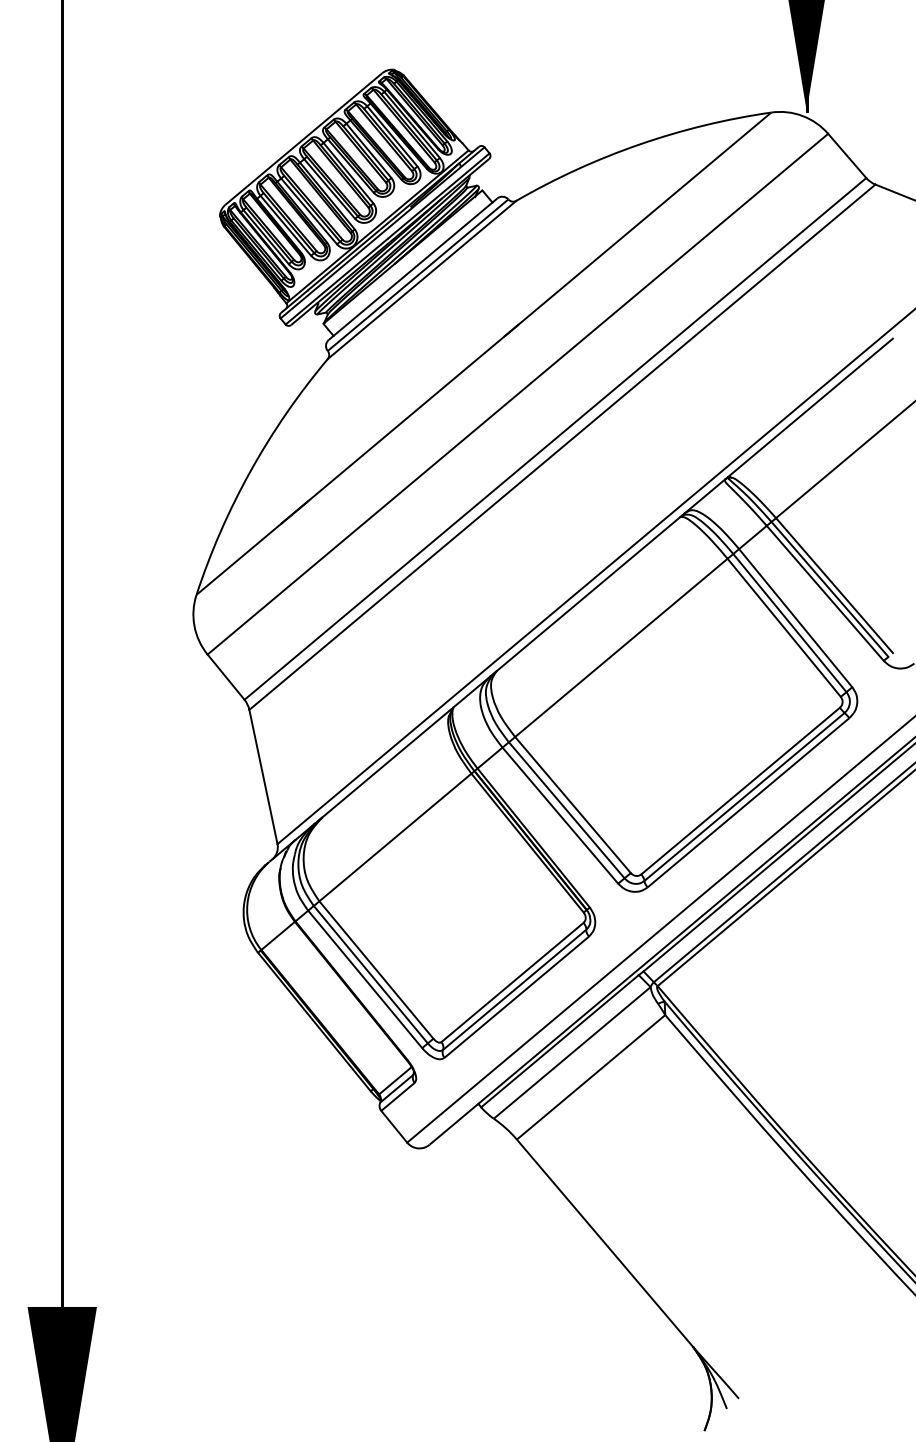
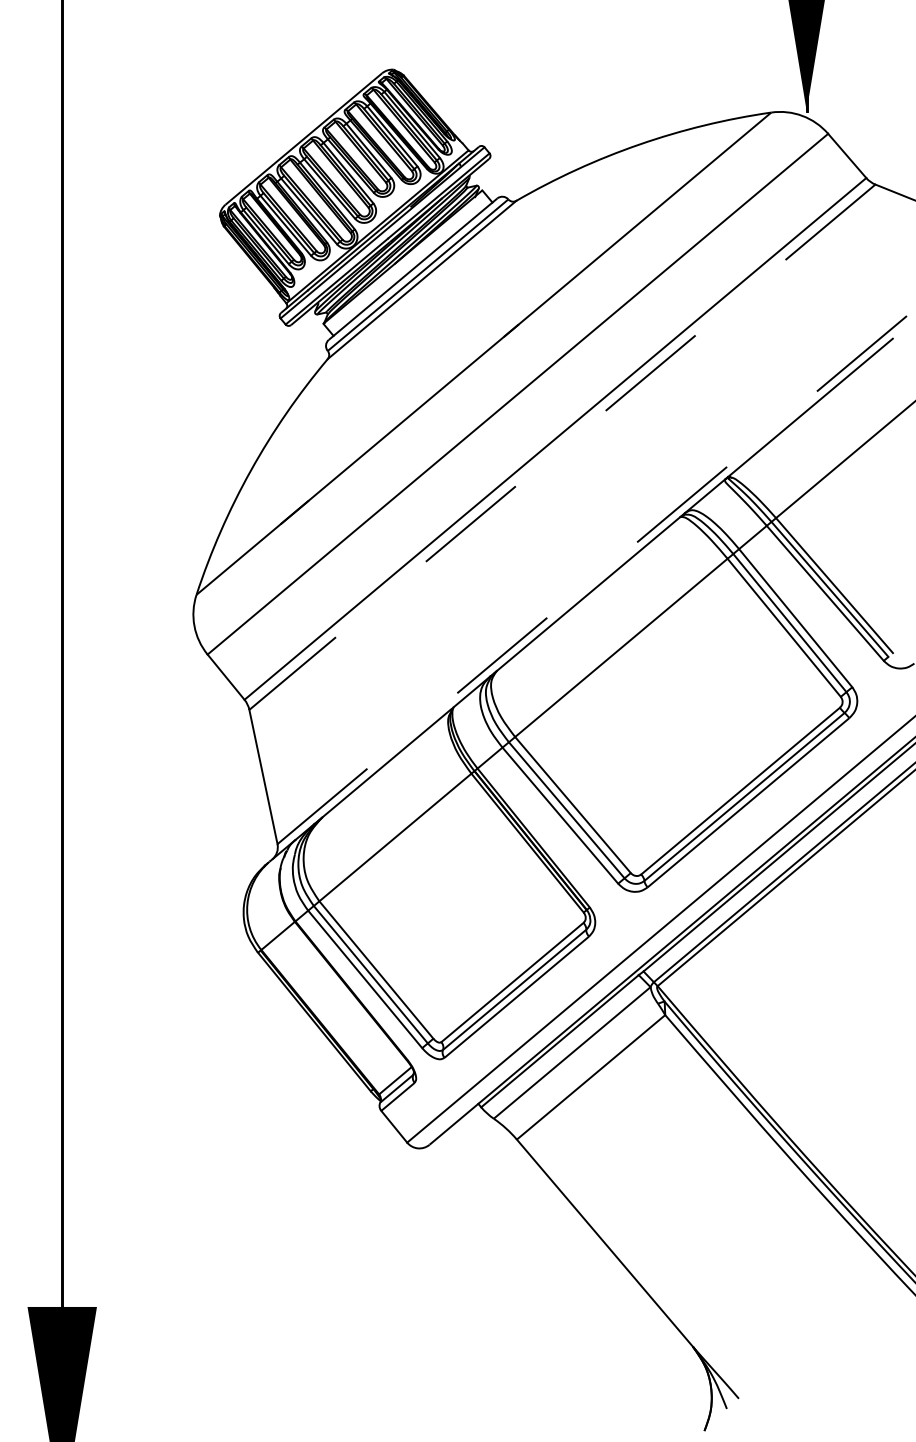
line: solid -> dashed (562, 447)
line: solid -> dashed (596, 576)
